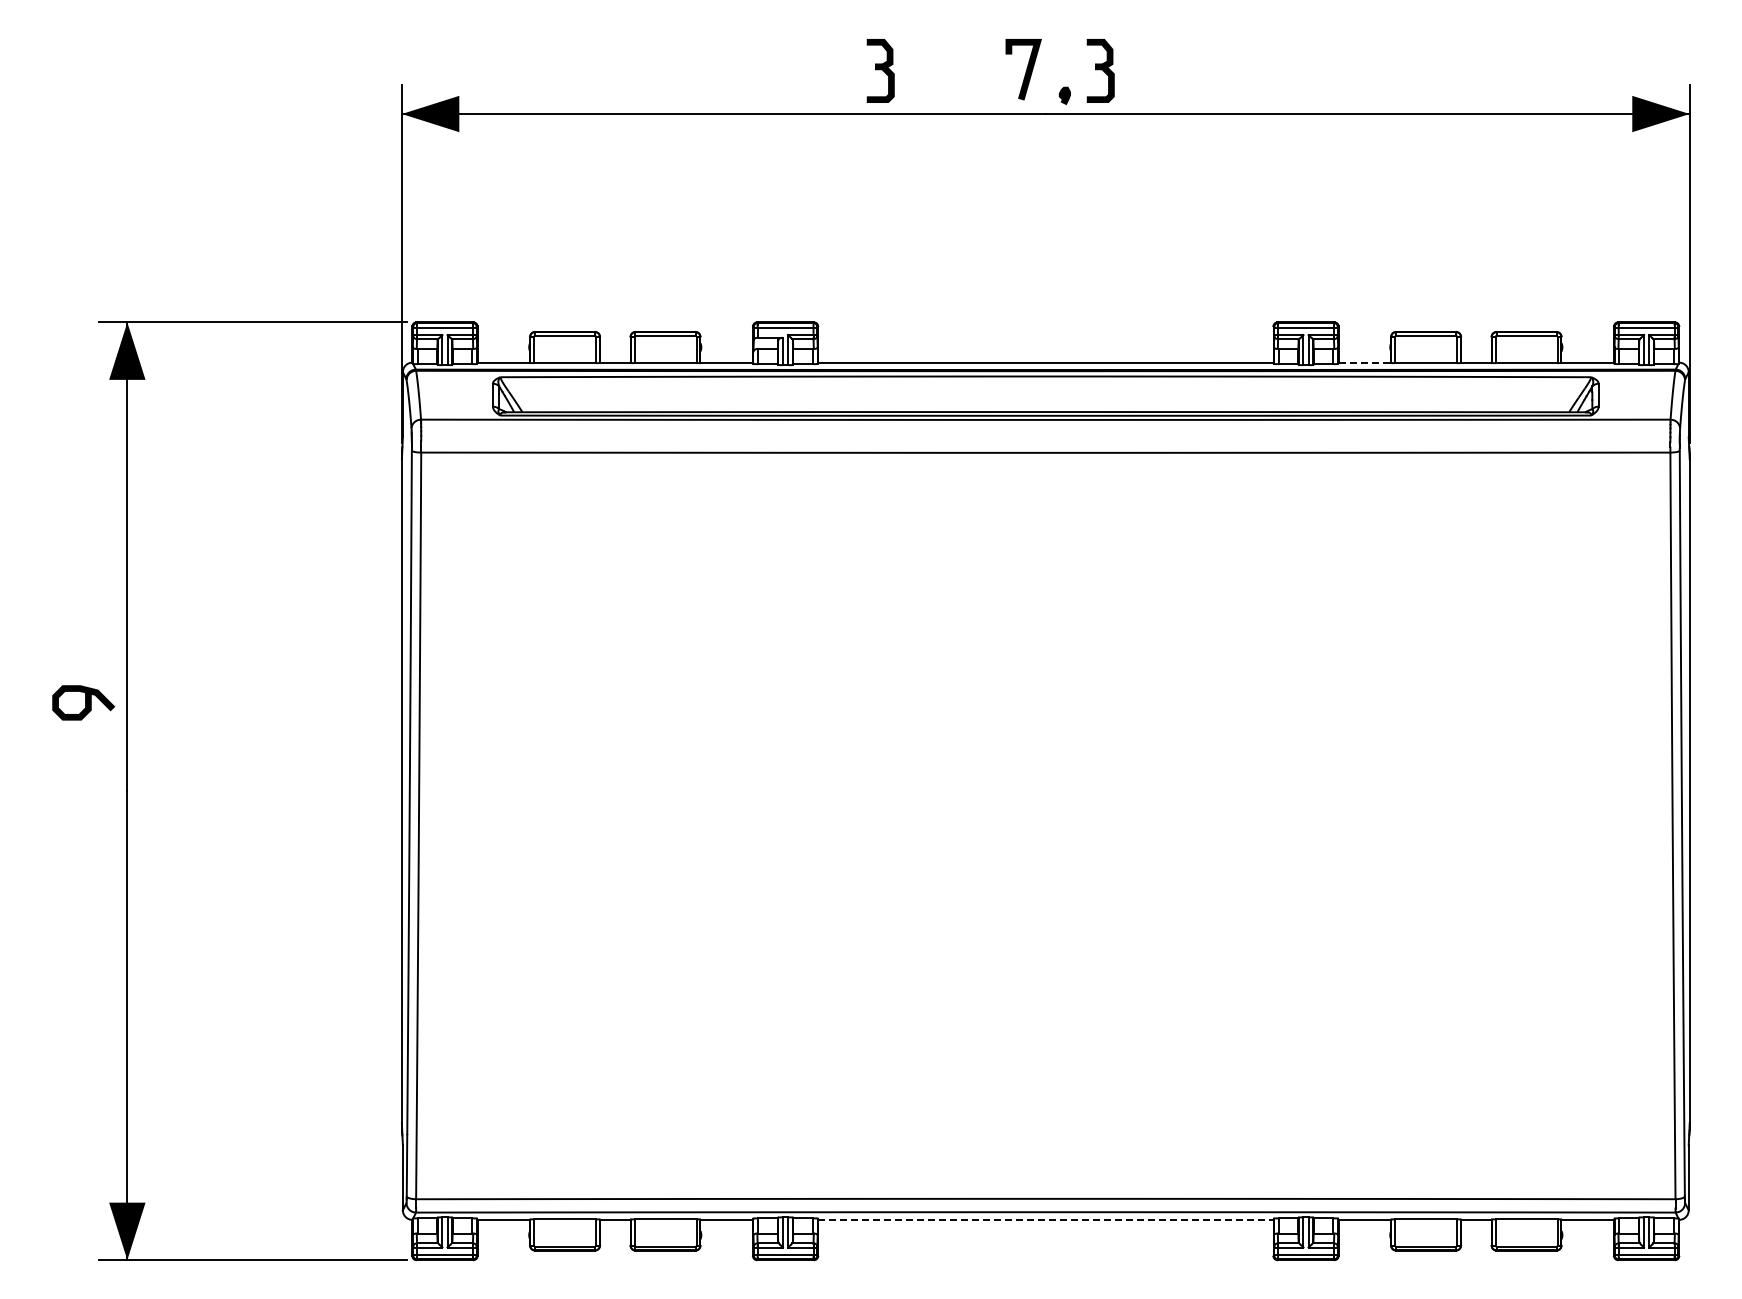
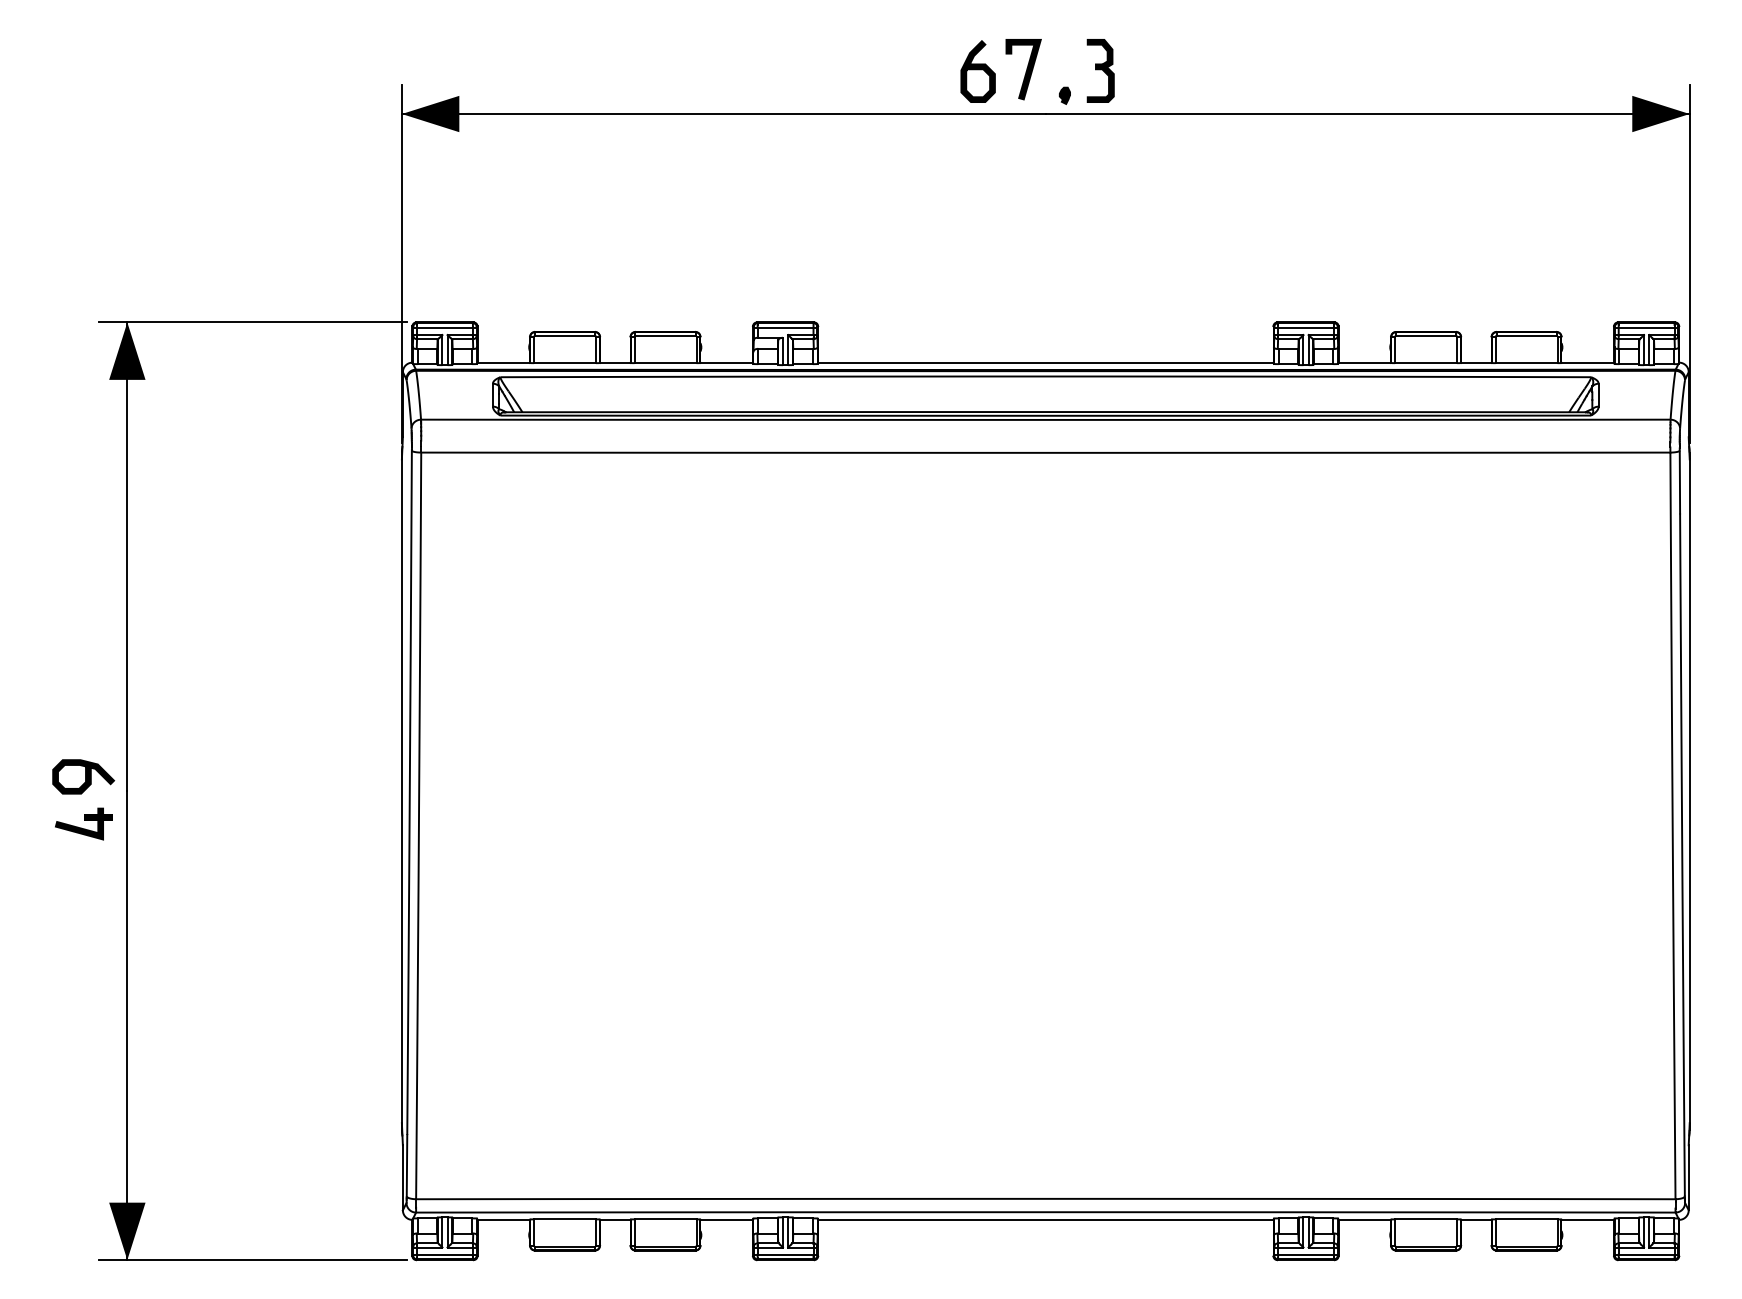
part: present -> none (880, 70)
curve: none -> present (977, 70)
line: dashed -> solid (1365, 362)
curve position: (85, 702) -> (85, 776) (85, 776)
part: none -> present (83, 823)
line: dashed -> solid (1045, 1219)
